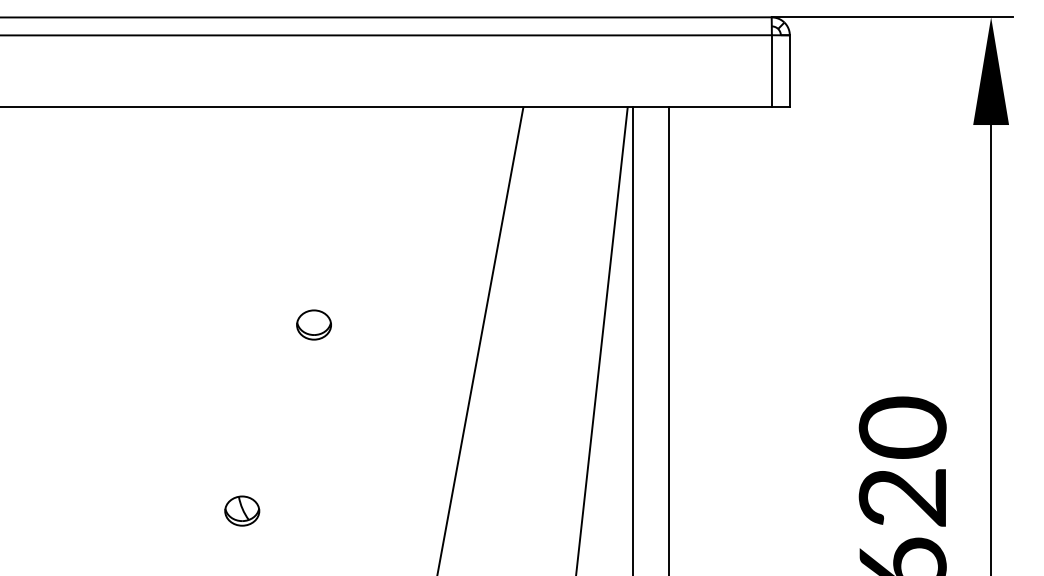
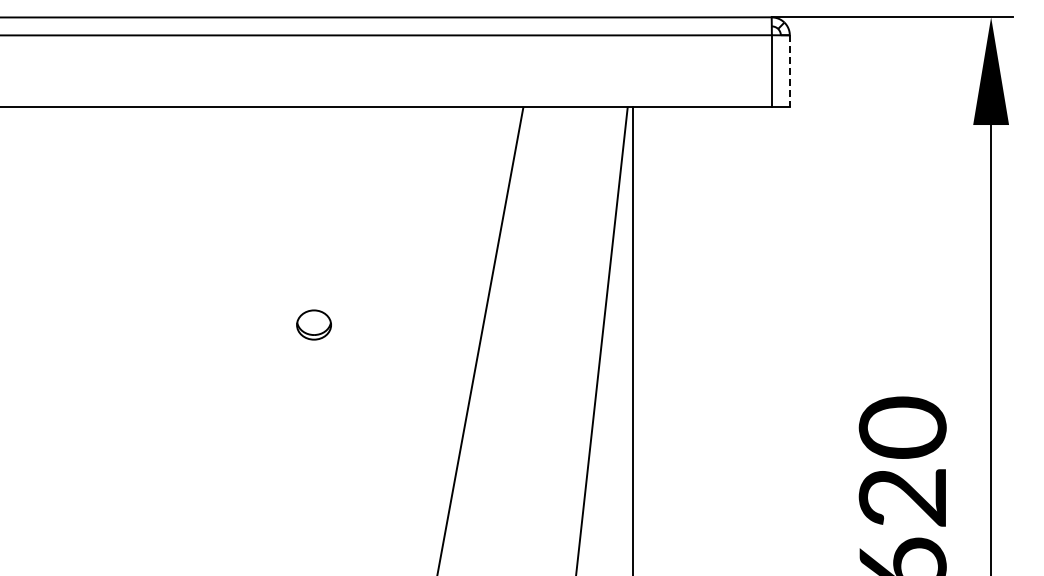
line: solid -> dashed (789, 71)
line: present -> none (668, 339)
part: present -> none (242, 510)
